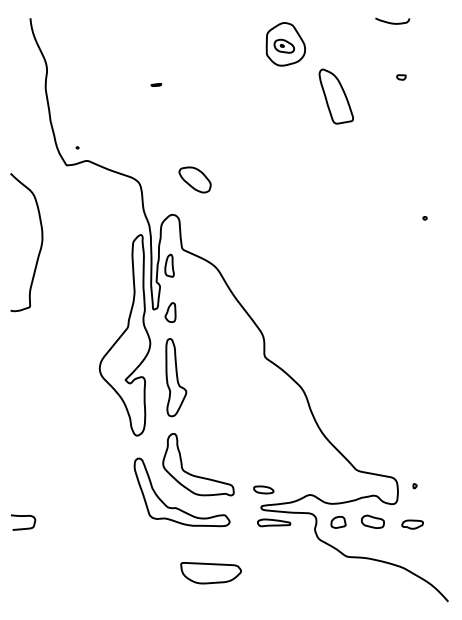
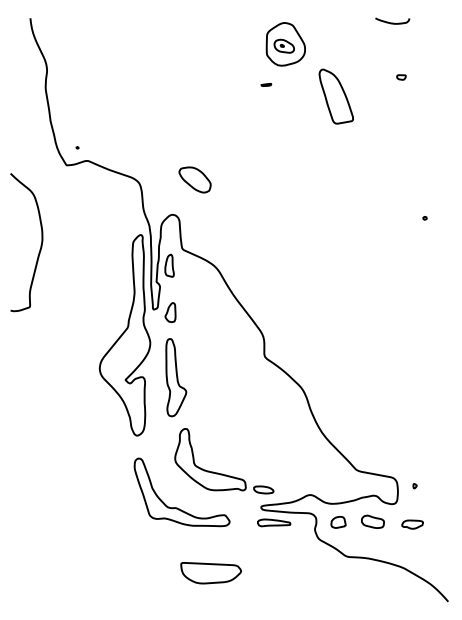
part position: (156, 84) -> (266, 84) (266, 84)
part position: (197, 475) -> (209, 470) (209, 470)
curve: present -> none (23, 516)
